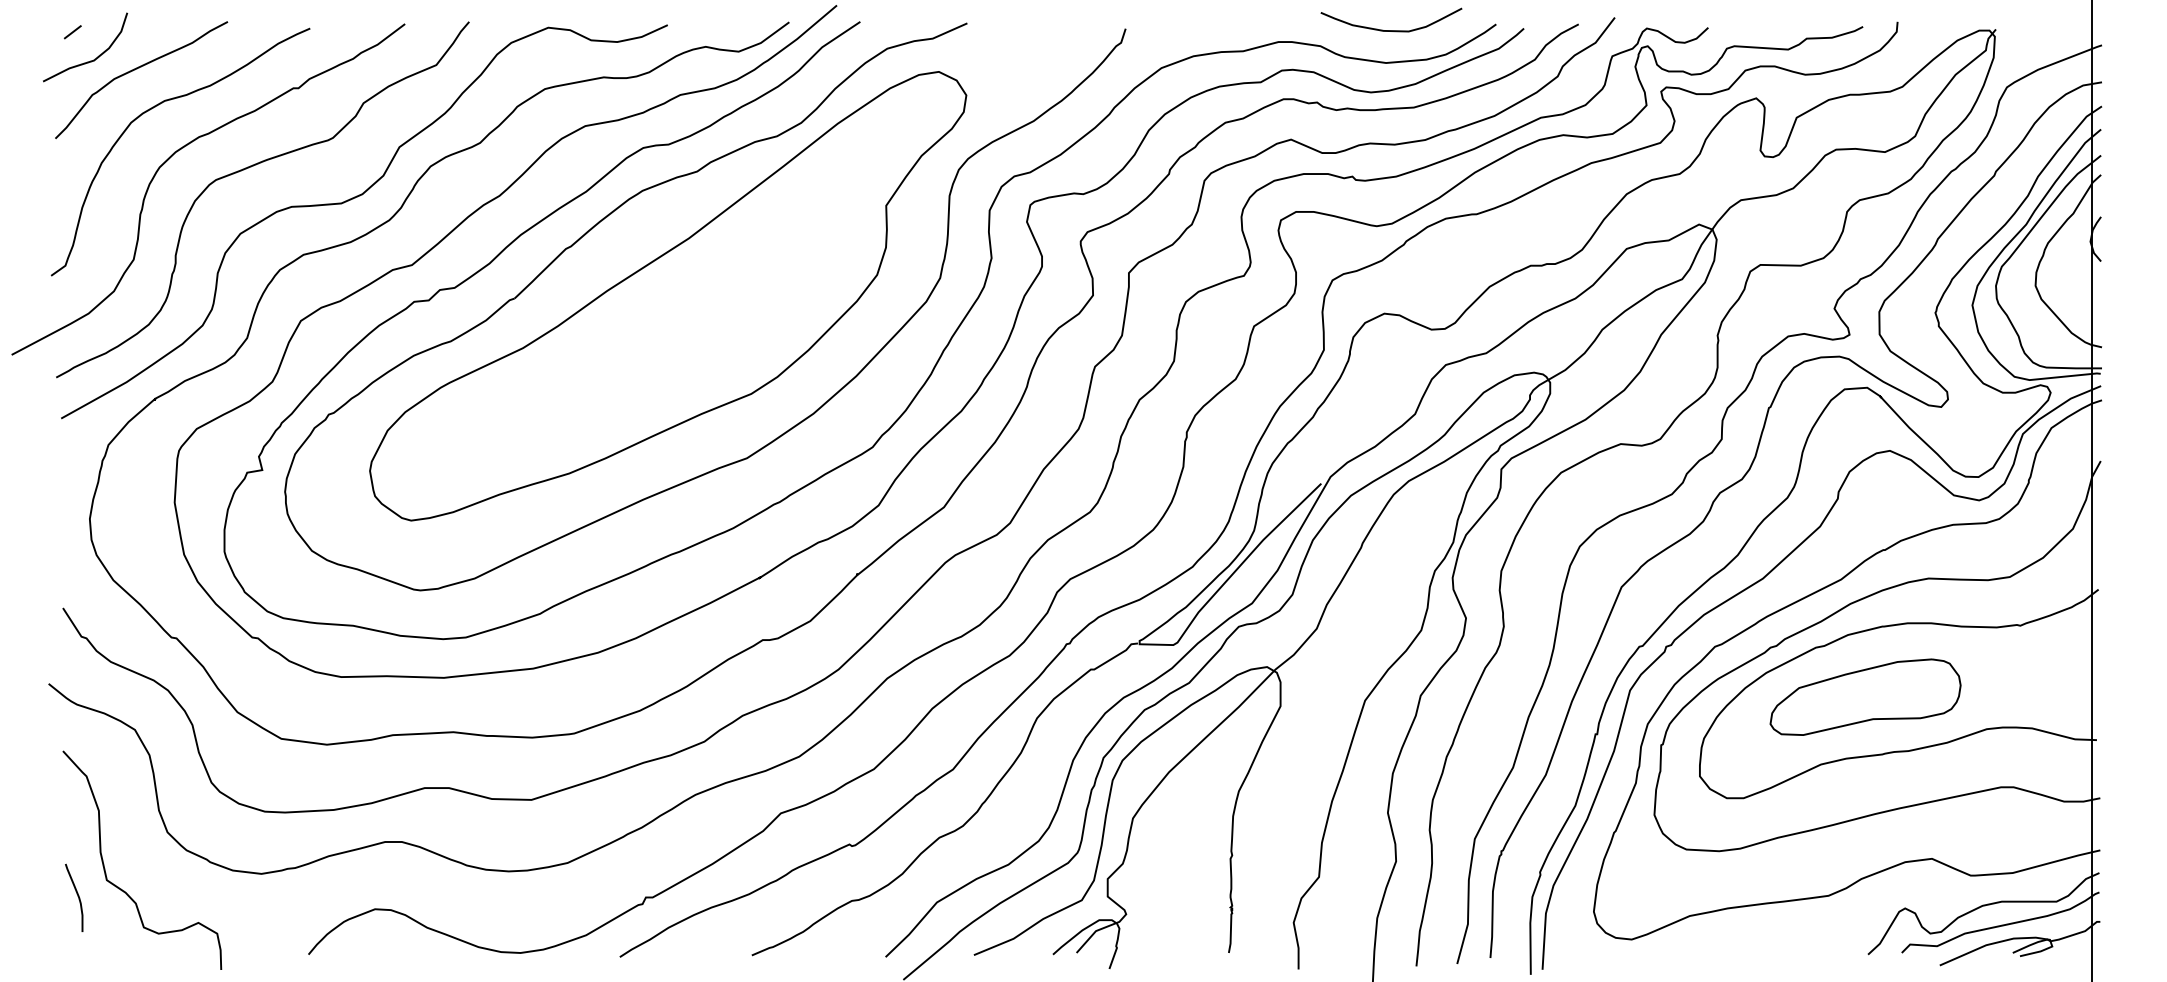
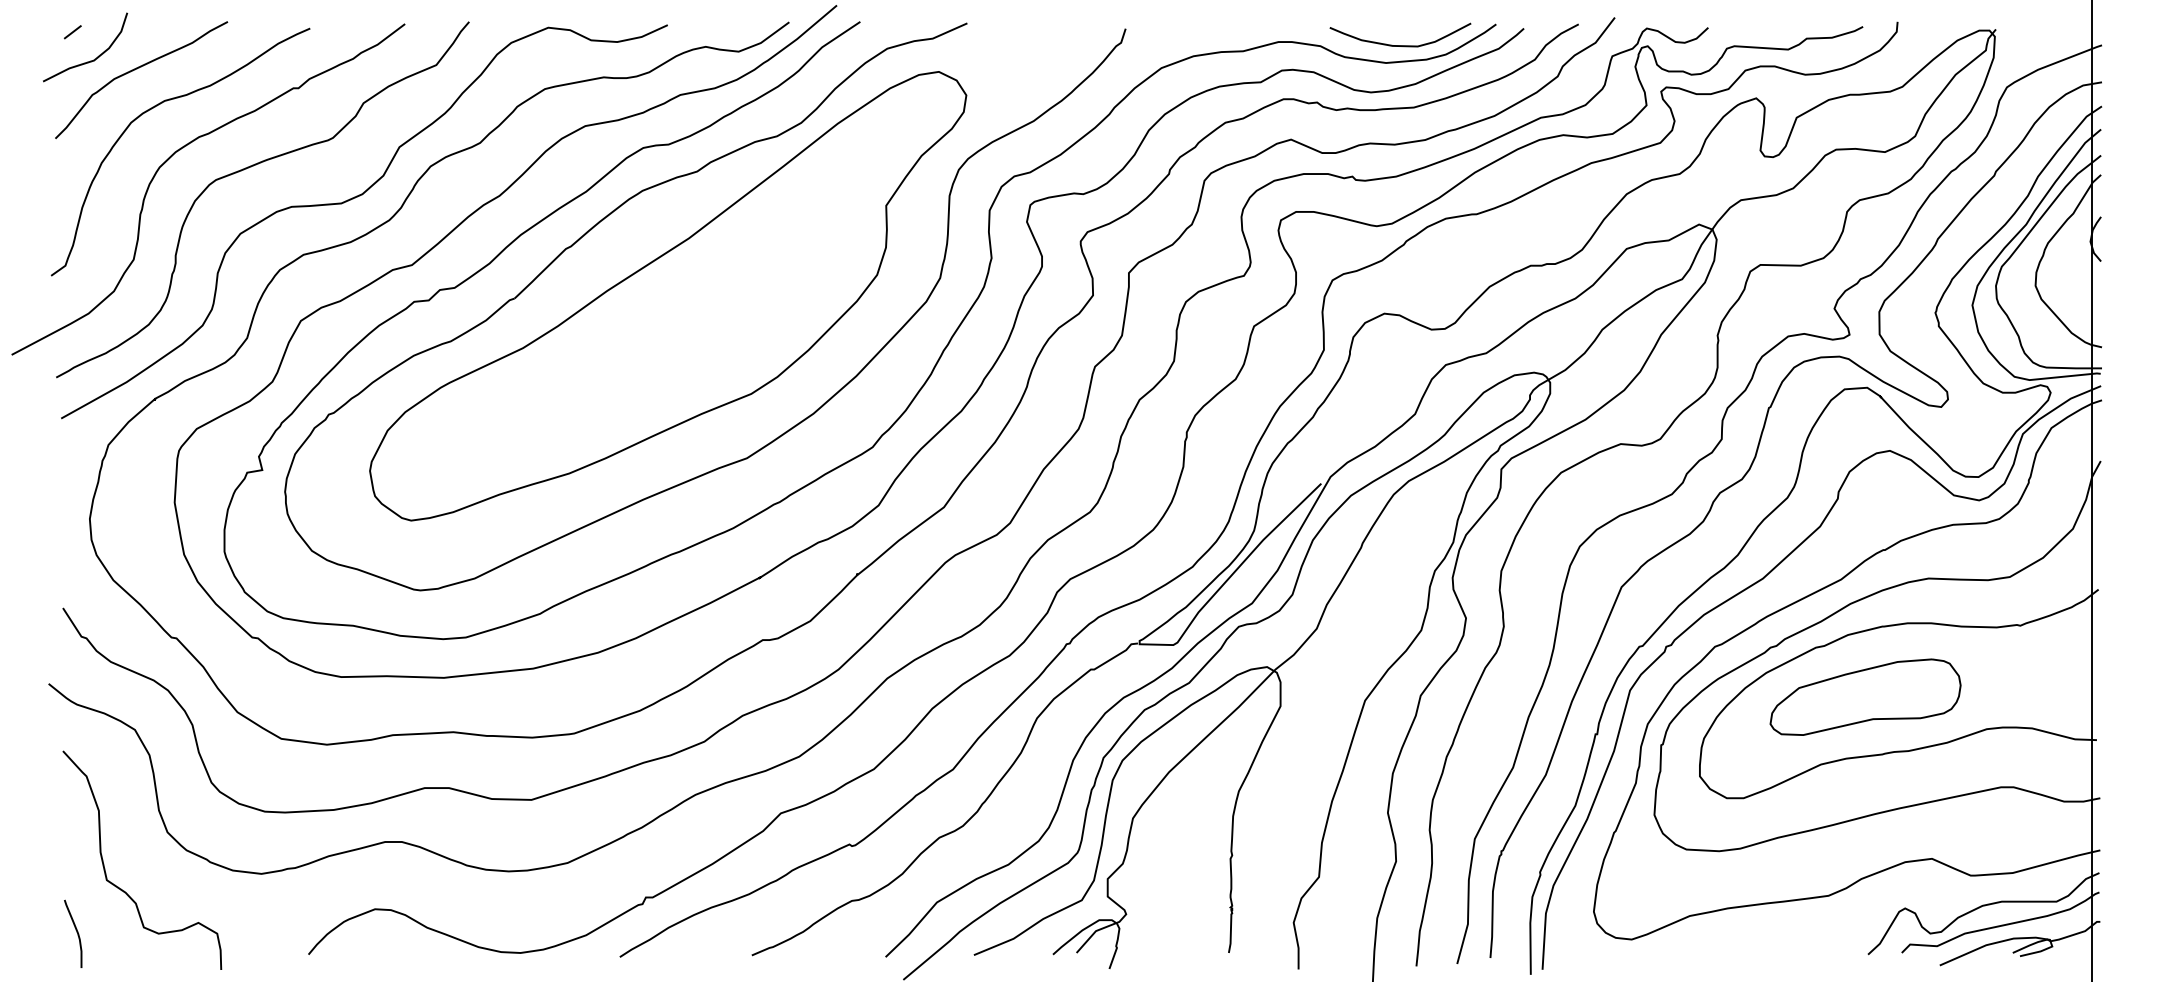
curve position: (1391, 30) -> (1400, 45) (1400, 45)
curve position: (77, 896) -> (76, 932) (76, 932)
